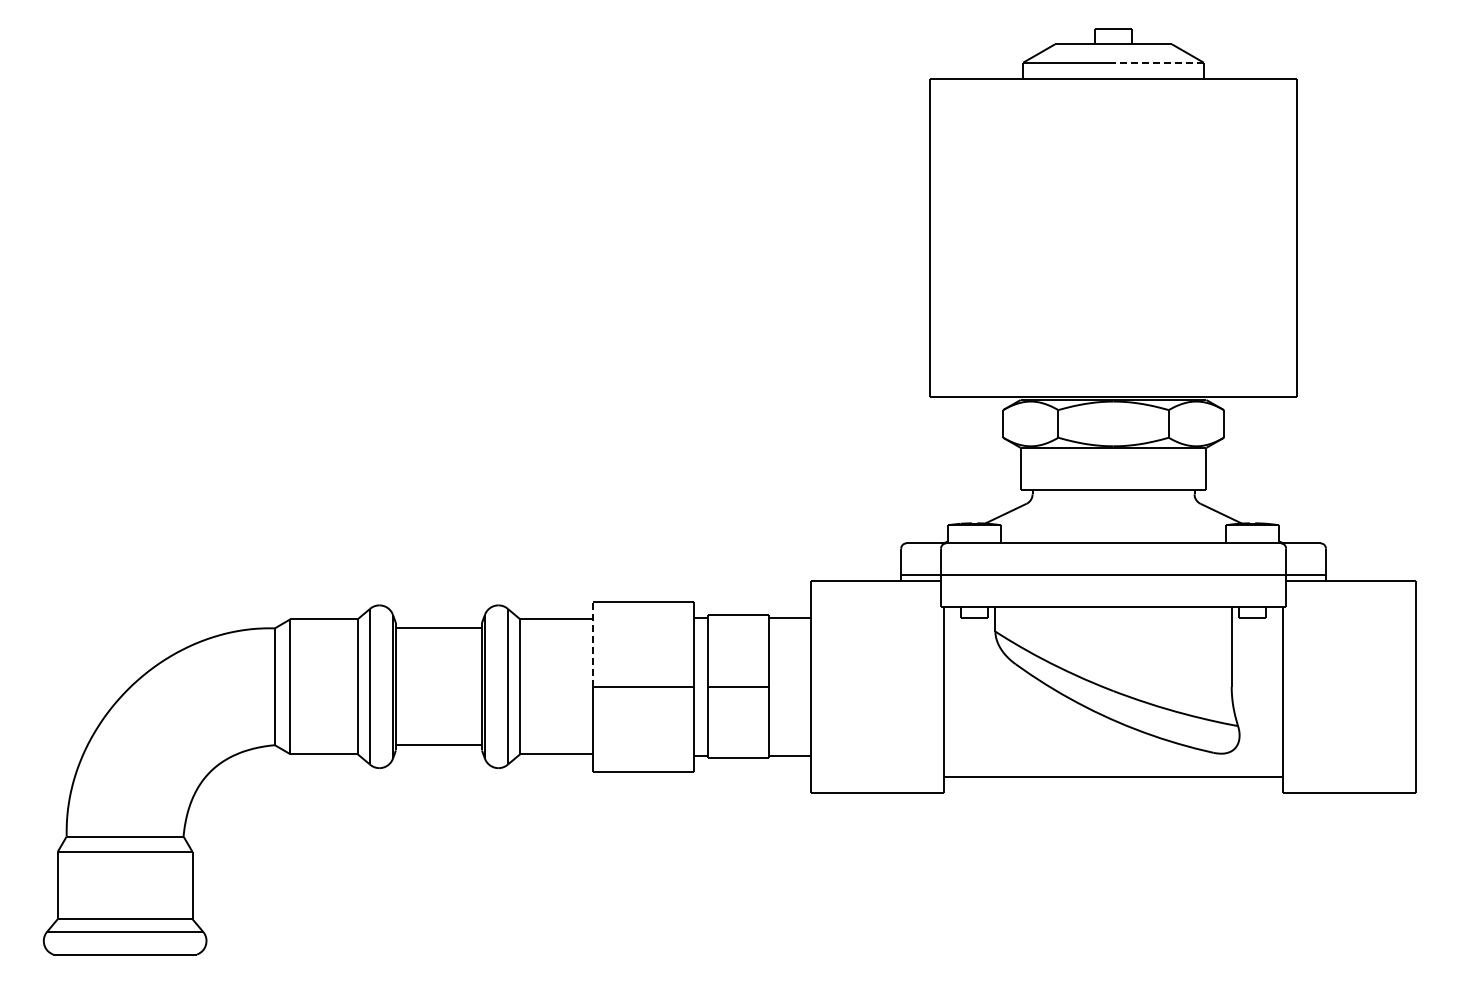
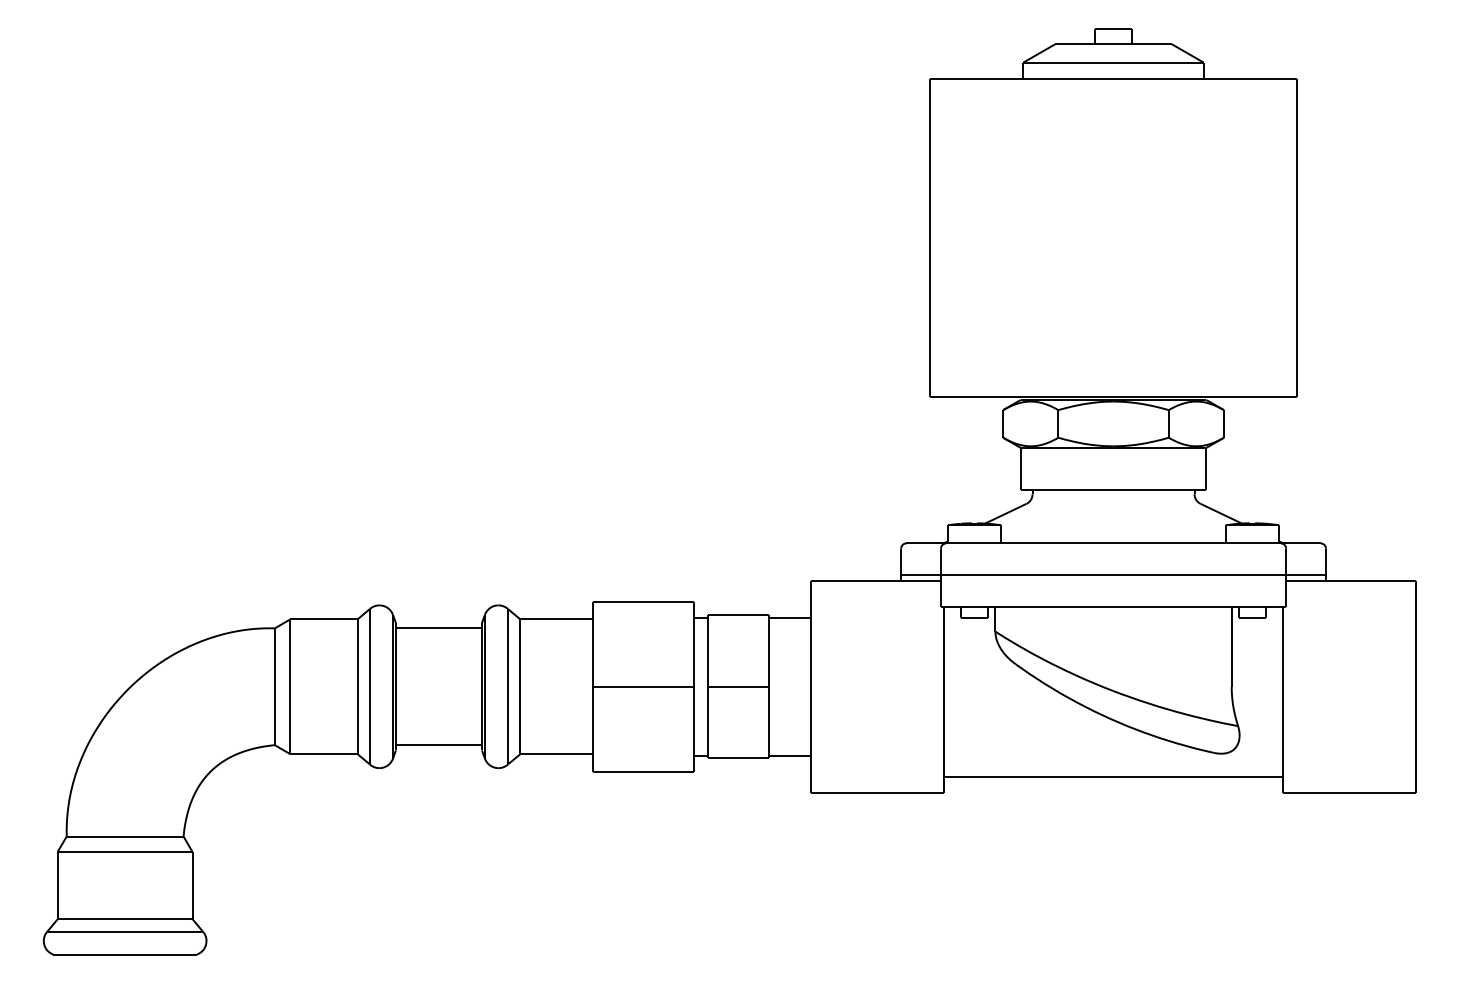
line: dashed -> solid (1158, 62)
line: dashed -> solid (593, 643)
